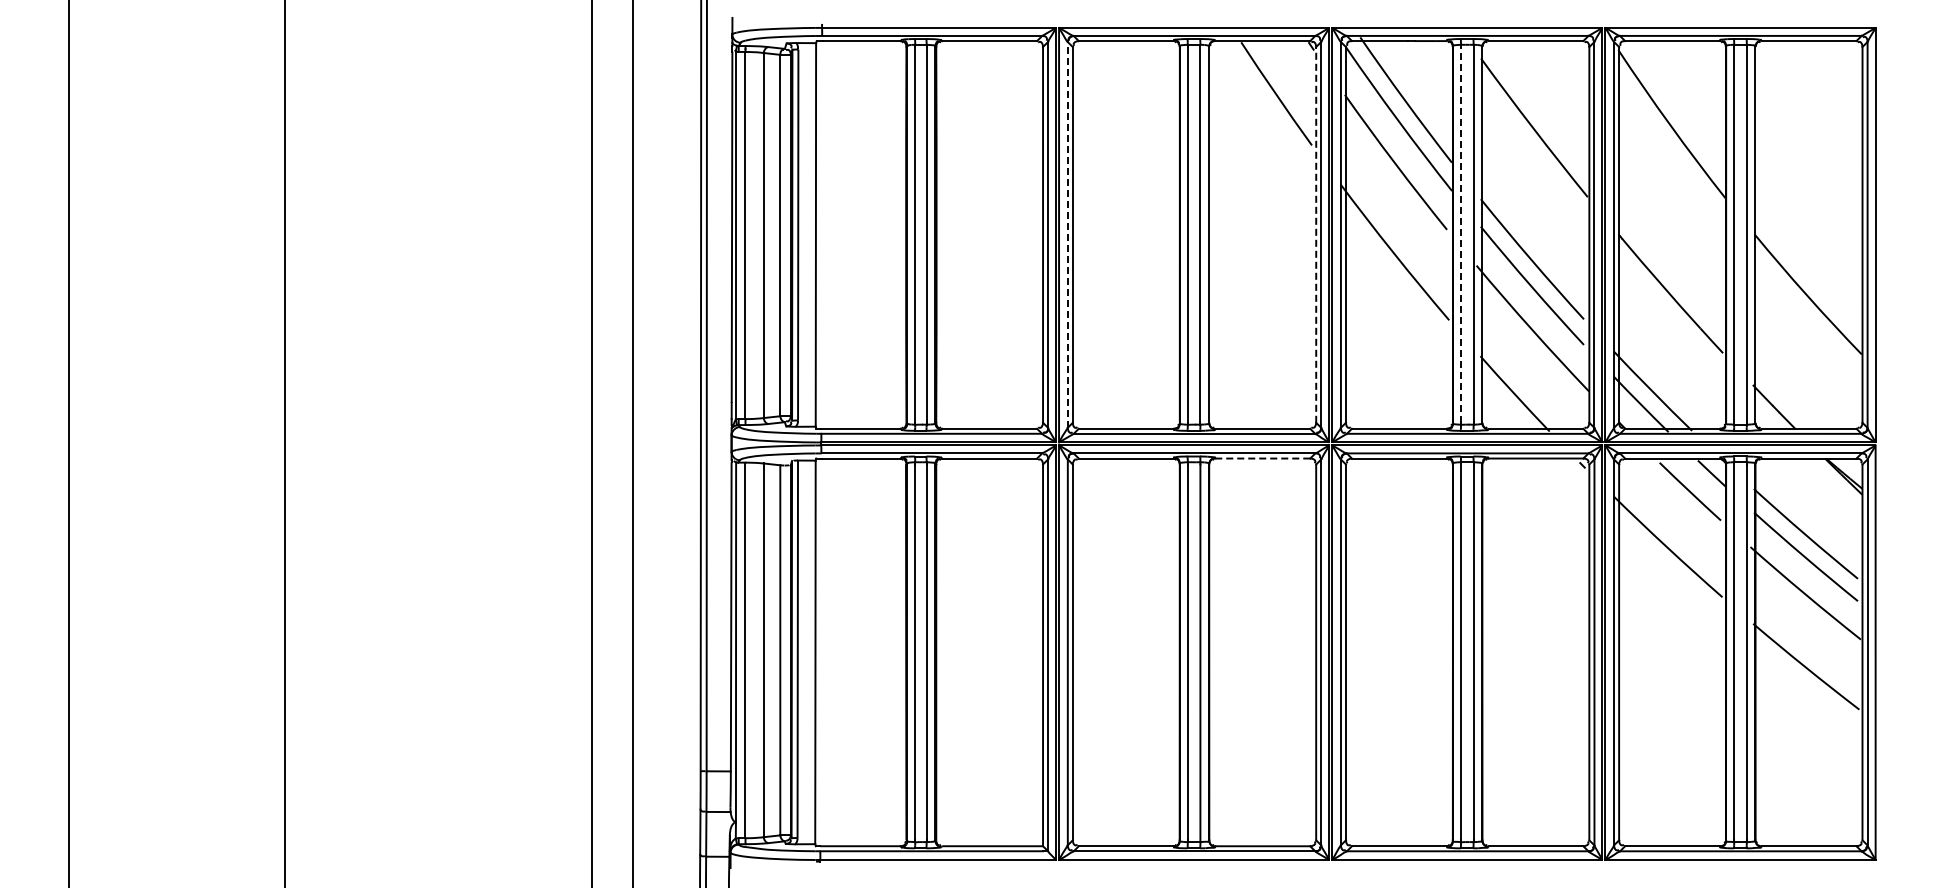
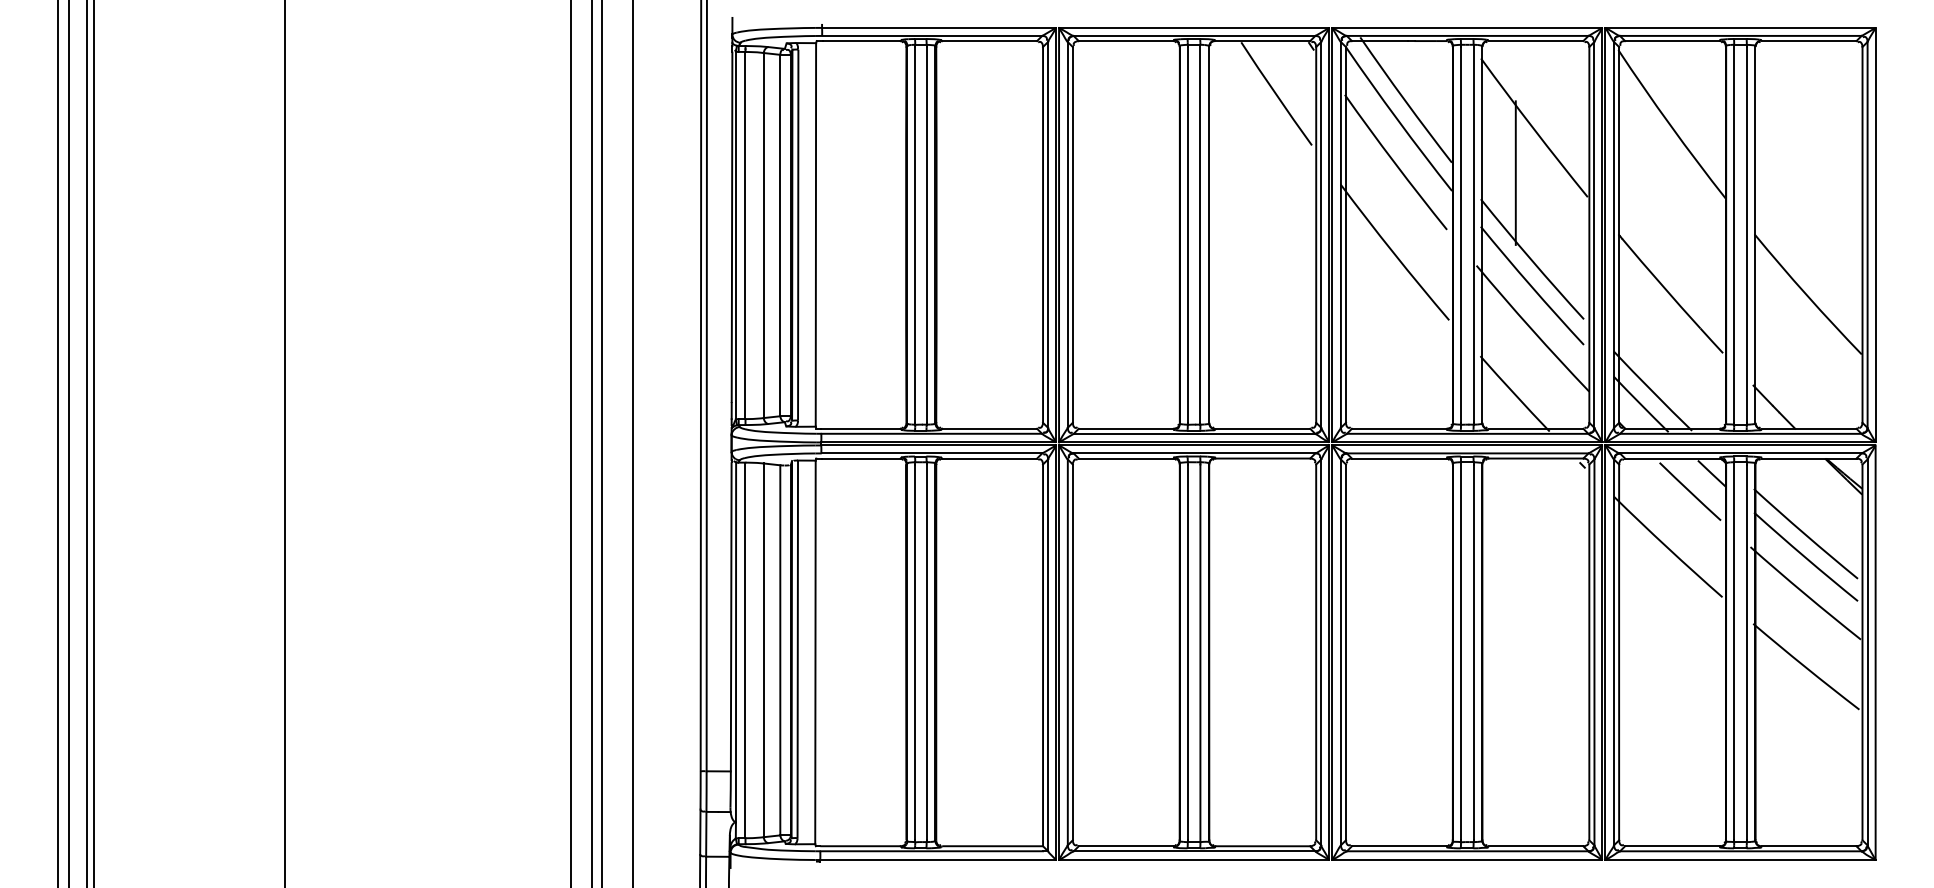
line: none -> present (1515, 172)
line: dashed -> solid (1067, 234)
line: dashed -> solid (1316, 234)
line: dashed -> solid (1460, 234)
line: none -> present (58, 443)
line: none -> present (86, 443)
line: none -> present (93, 443)
line: none -> present (571, 443)
line: none -> present (602, 443)
line: dashed -> solid (1262, 458)
